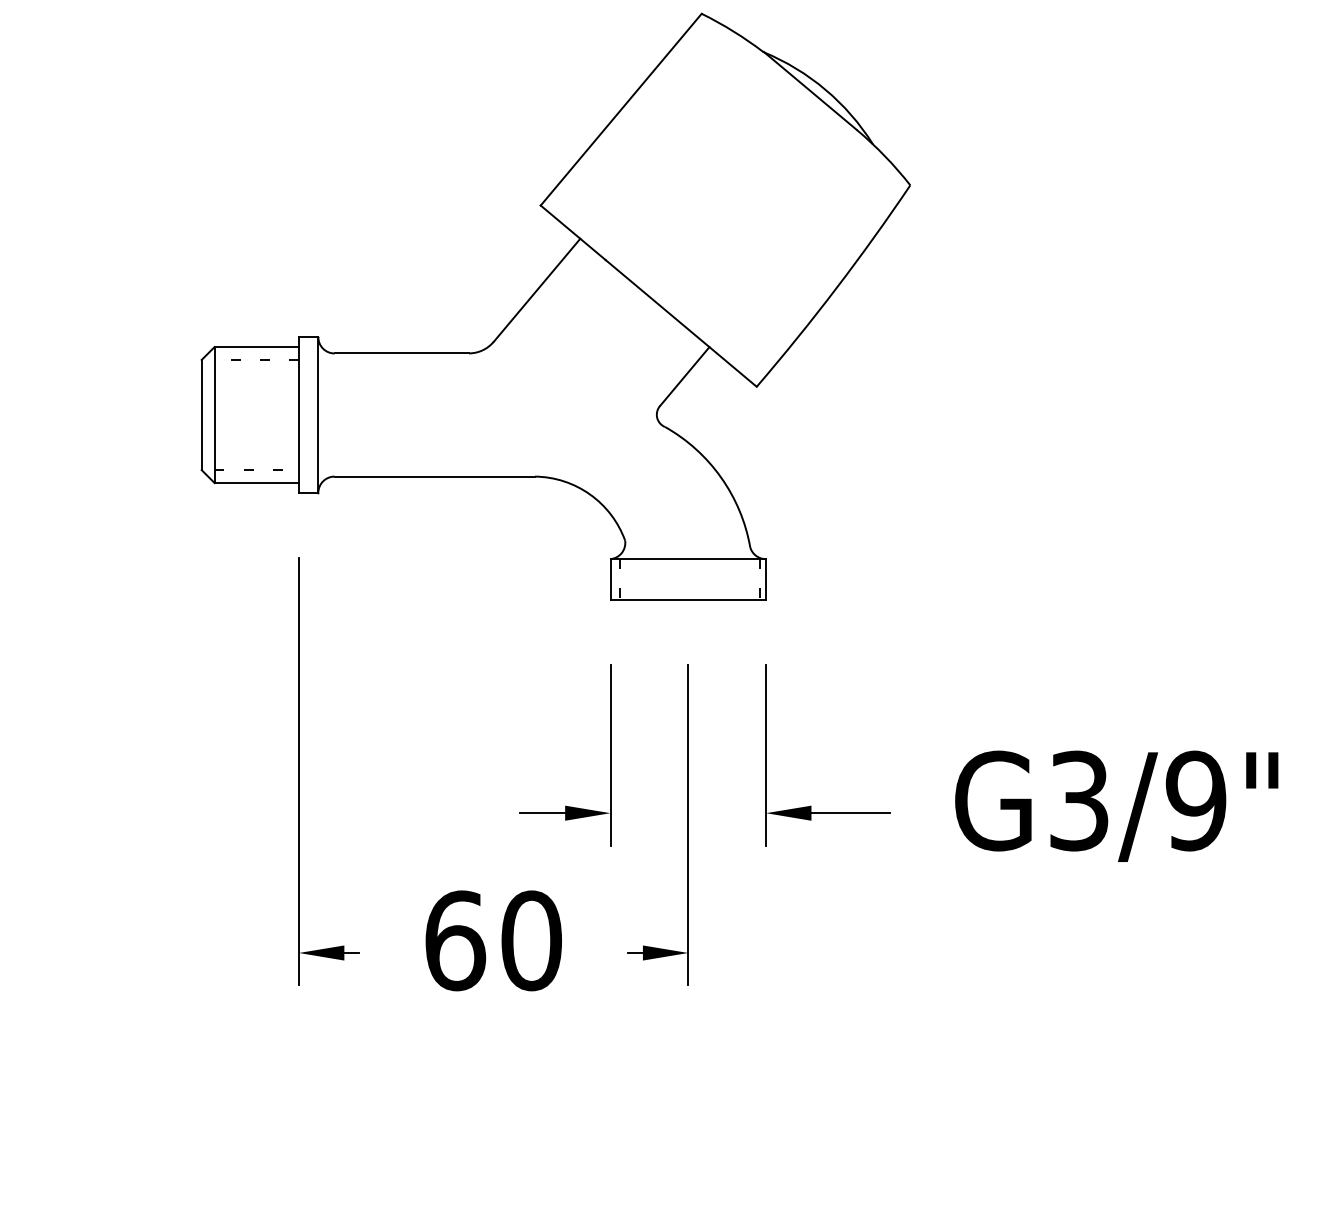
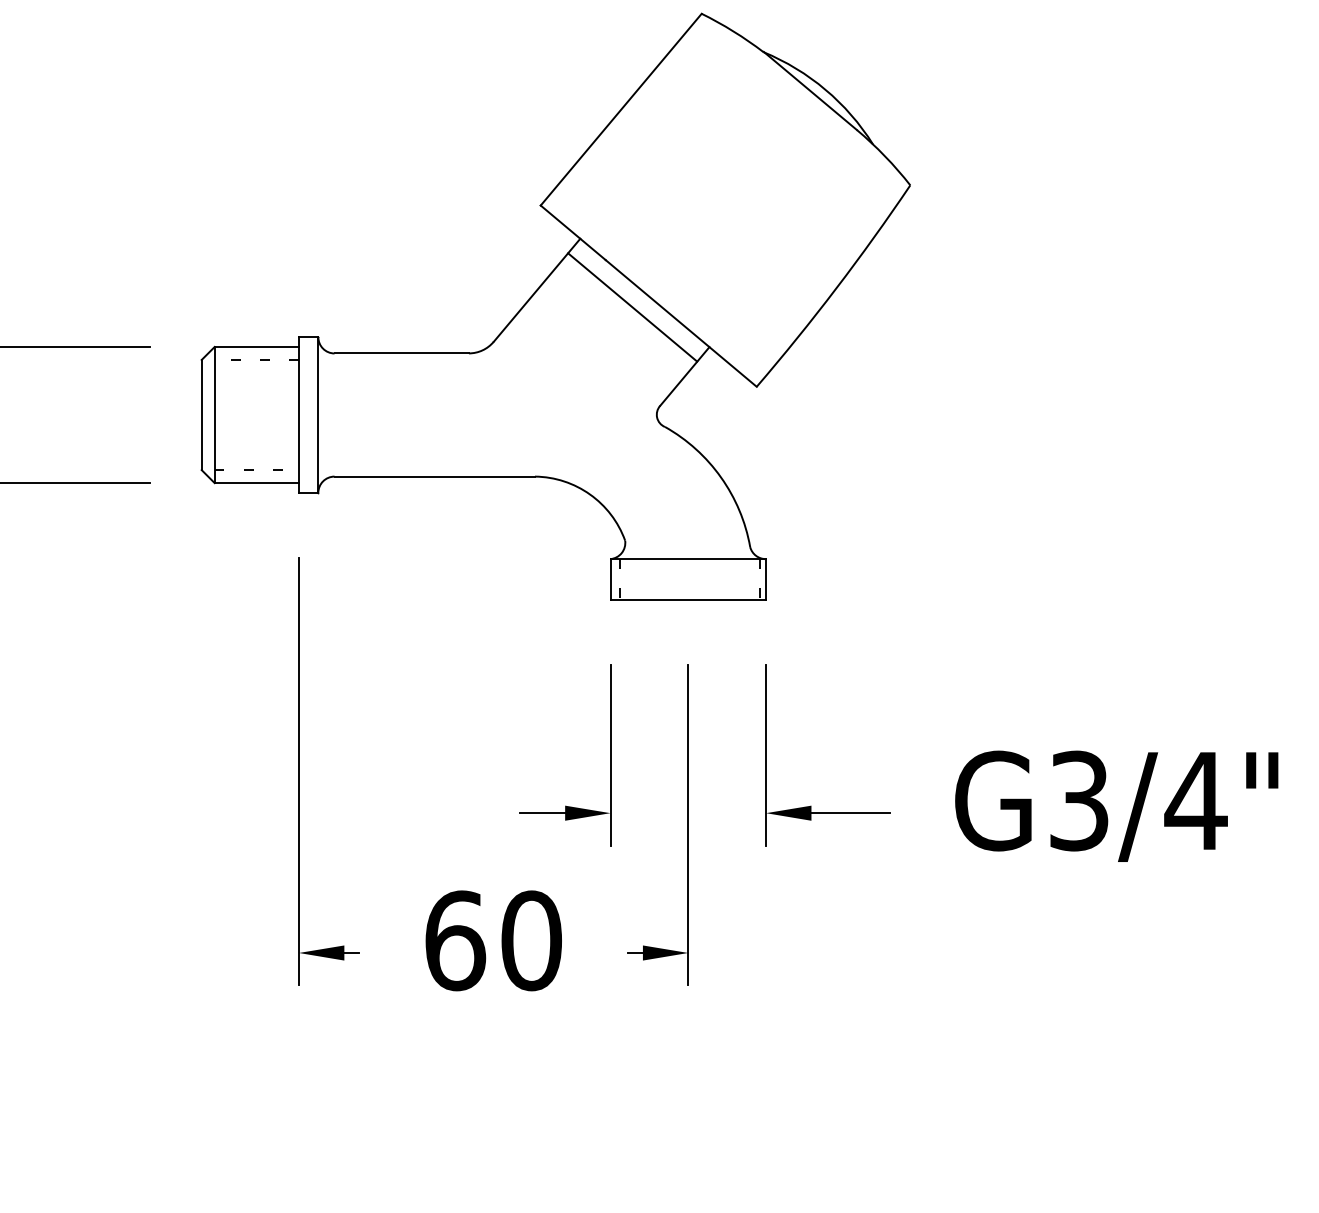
line: none -> present (632, 307)
line: none -> present (75, 346)
line: none -> present (75, 483)
text: G3/9" -> G3/4" (1195, 800)
